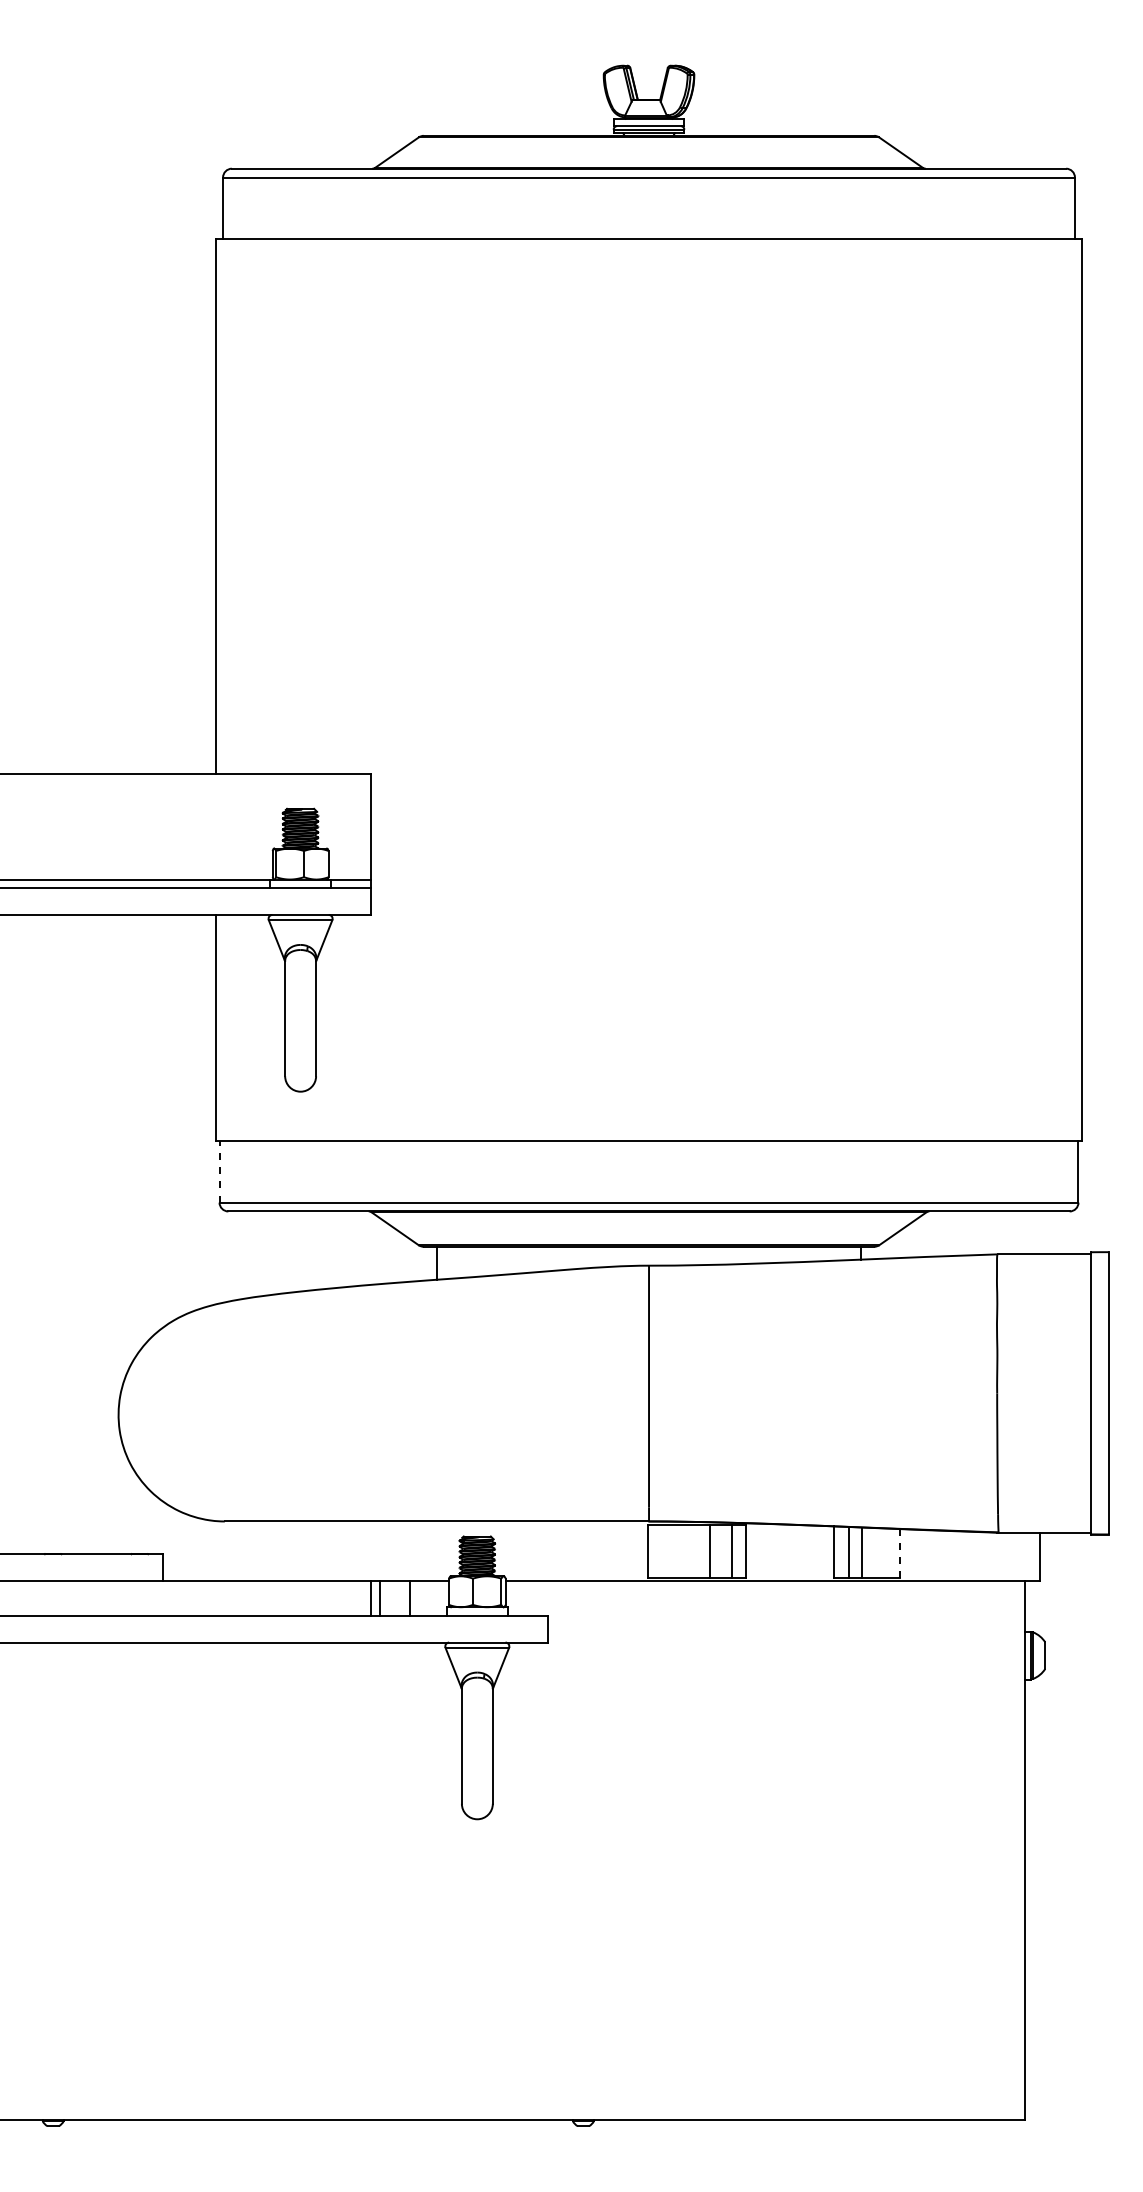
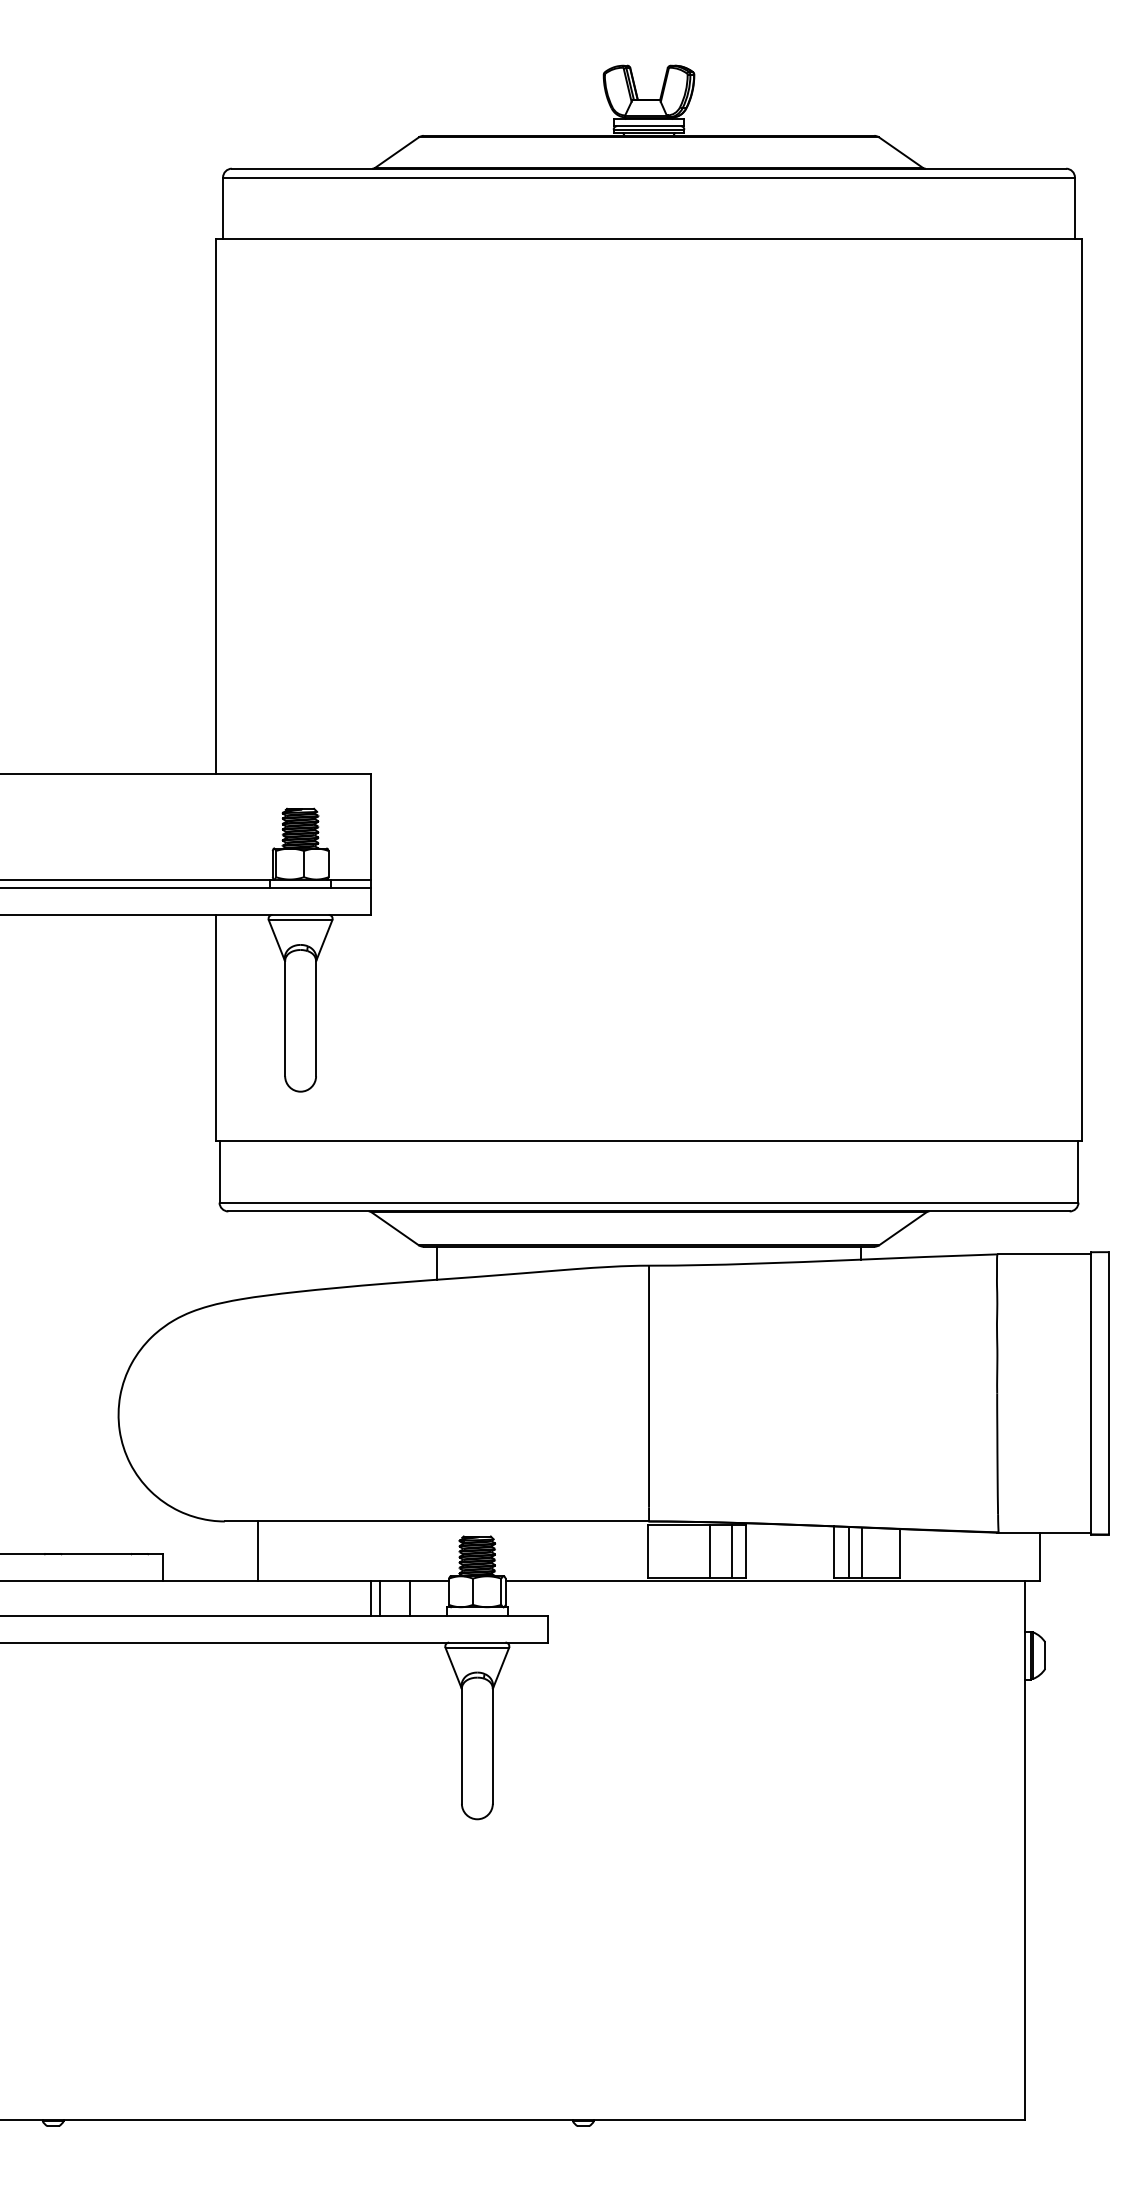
line: dashed -> solid (219, 1171)
line: none -> present (257, 1550)
line: dashed -> solid (899, 1553)
